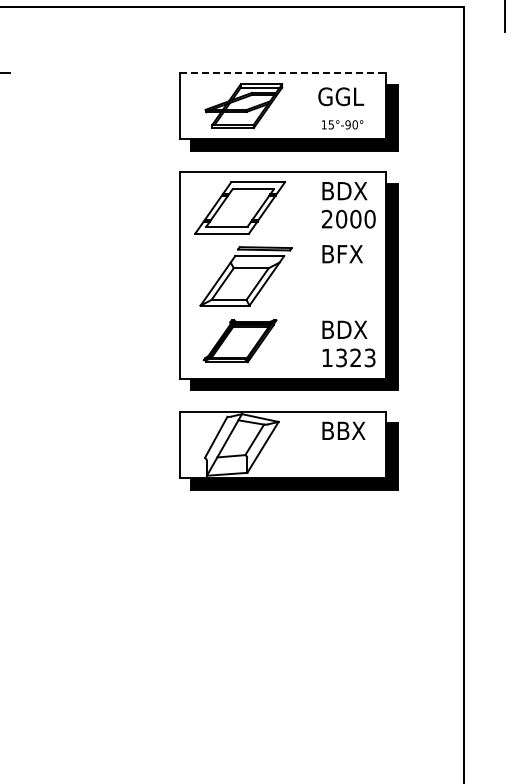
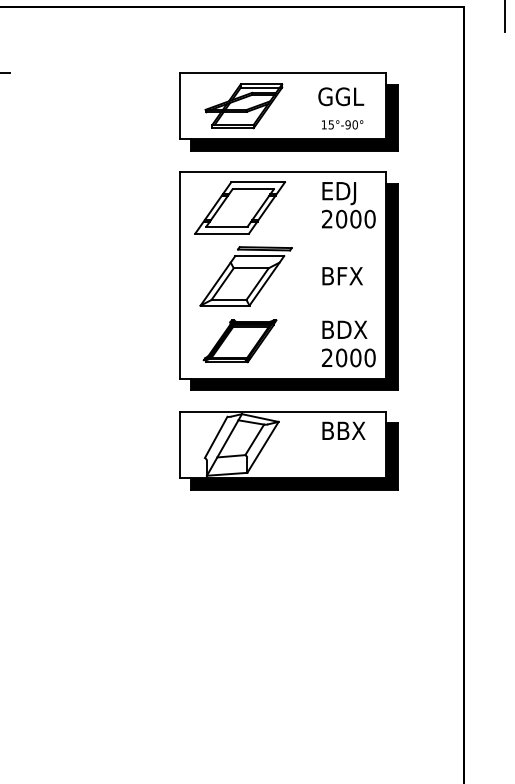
line: dashed -> solid (283, 73)
text: BDX -> EDJ (348, 193)
text position: (342, 254) -> (342, 276) (342, 276)
text: 1323 -> 2000 (348, 357)
